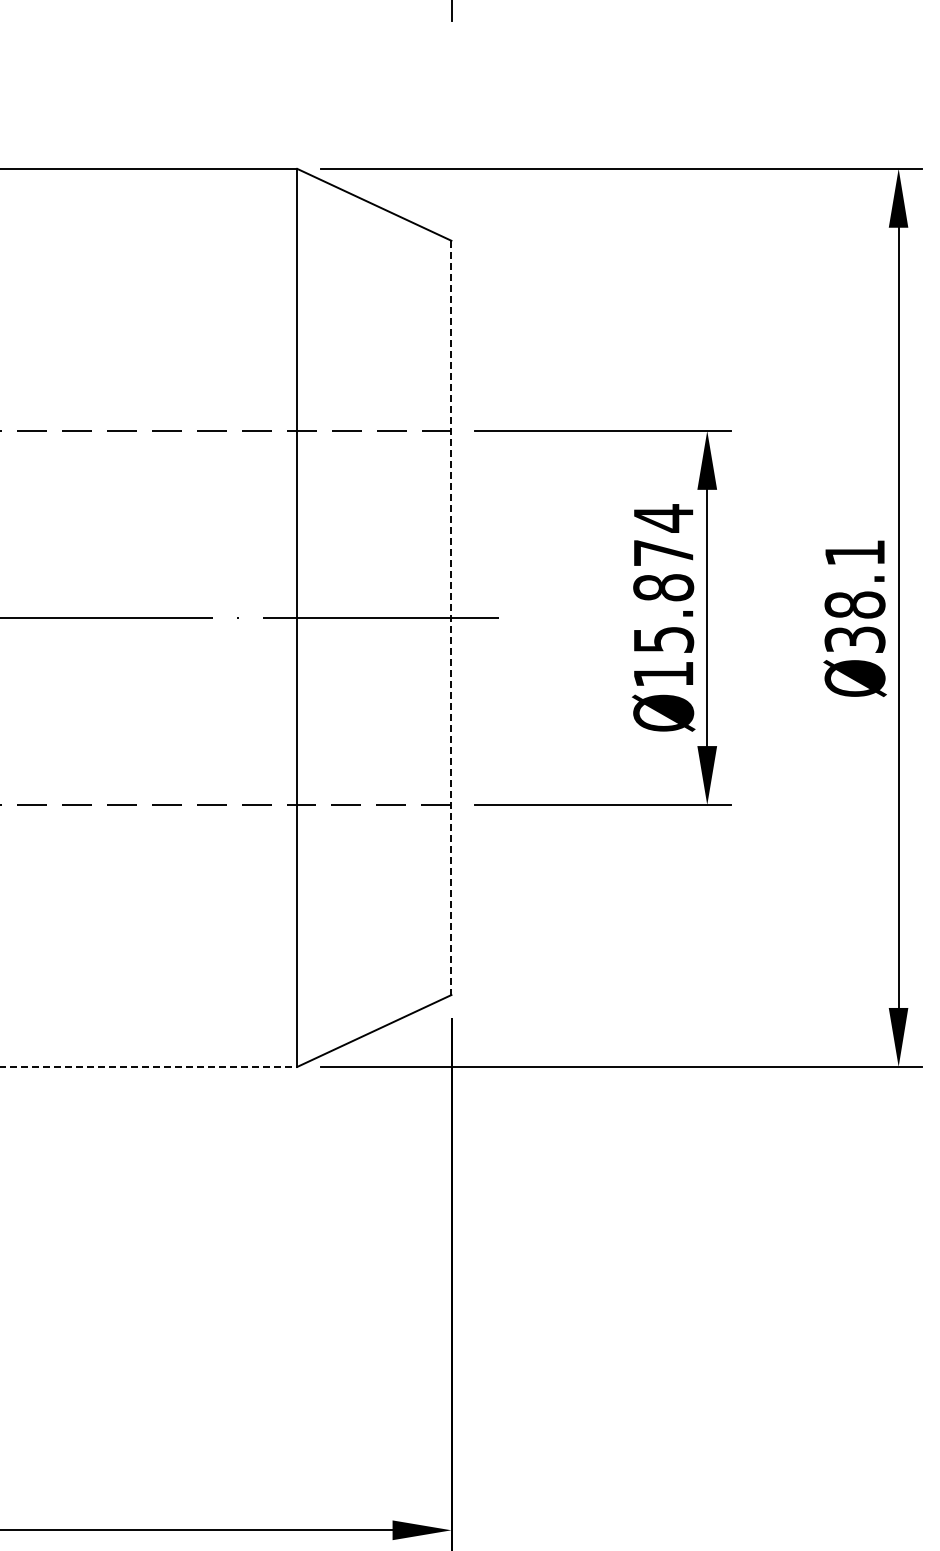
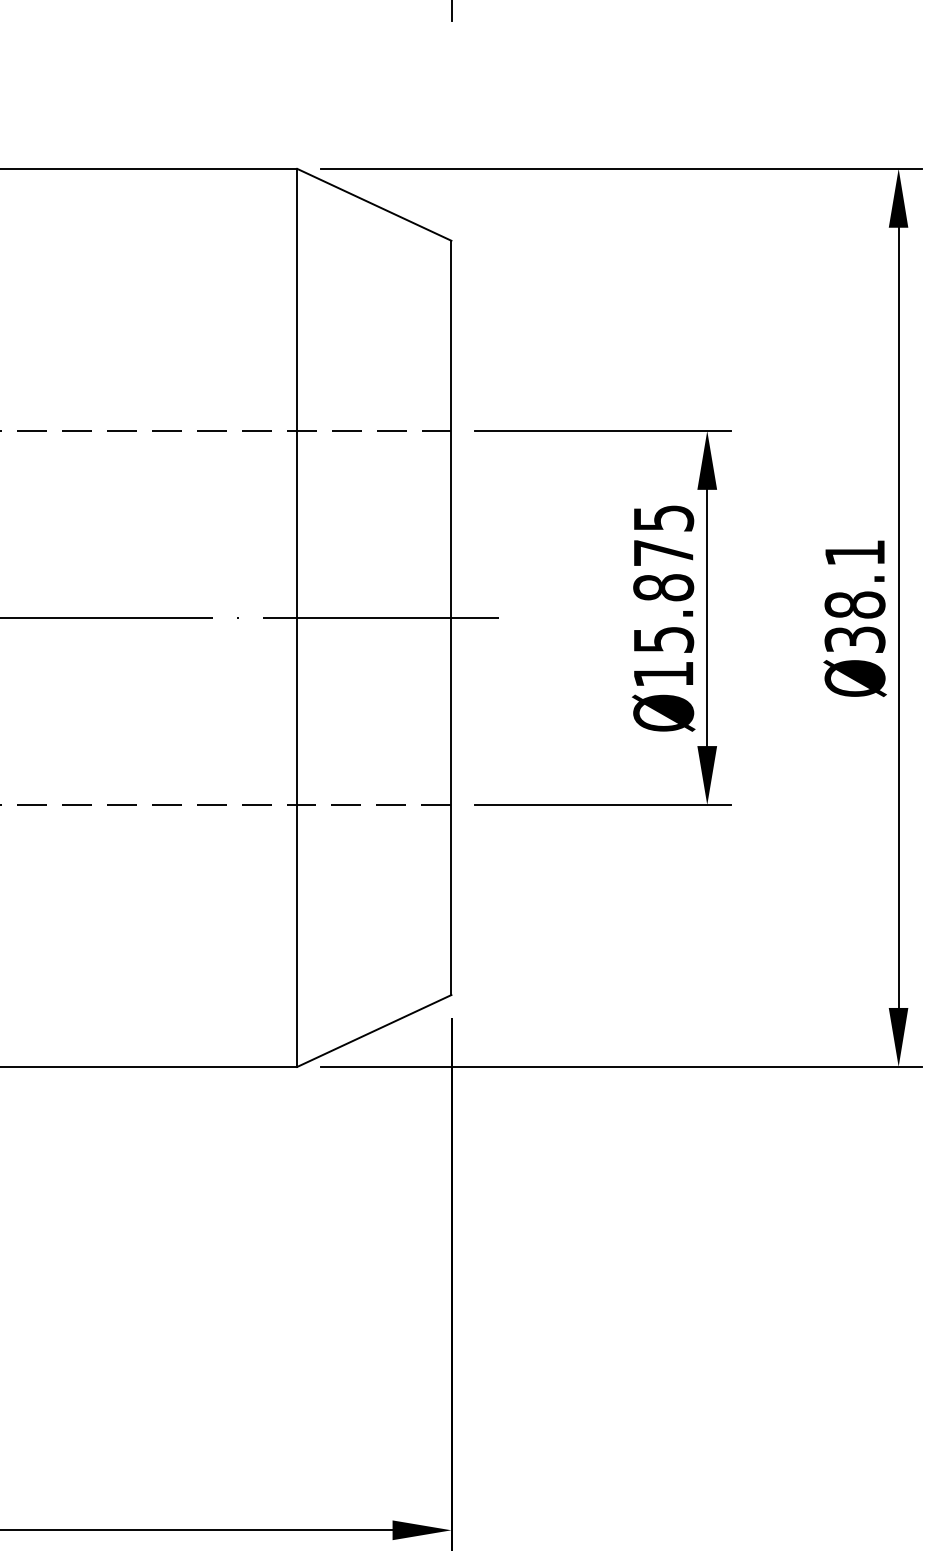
text: Ø15.874 -> Ø15.875 (664, 518)
line: dashed -> solid (451, 618)
line: dashed -> solid (149, 1066)
